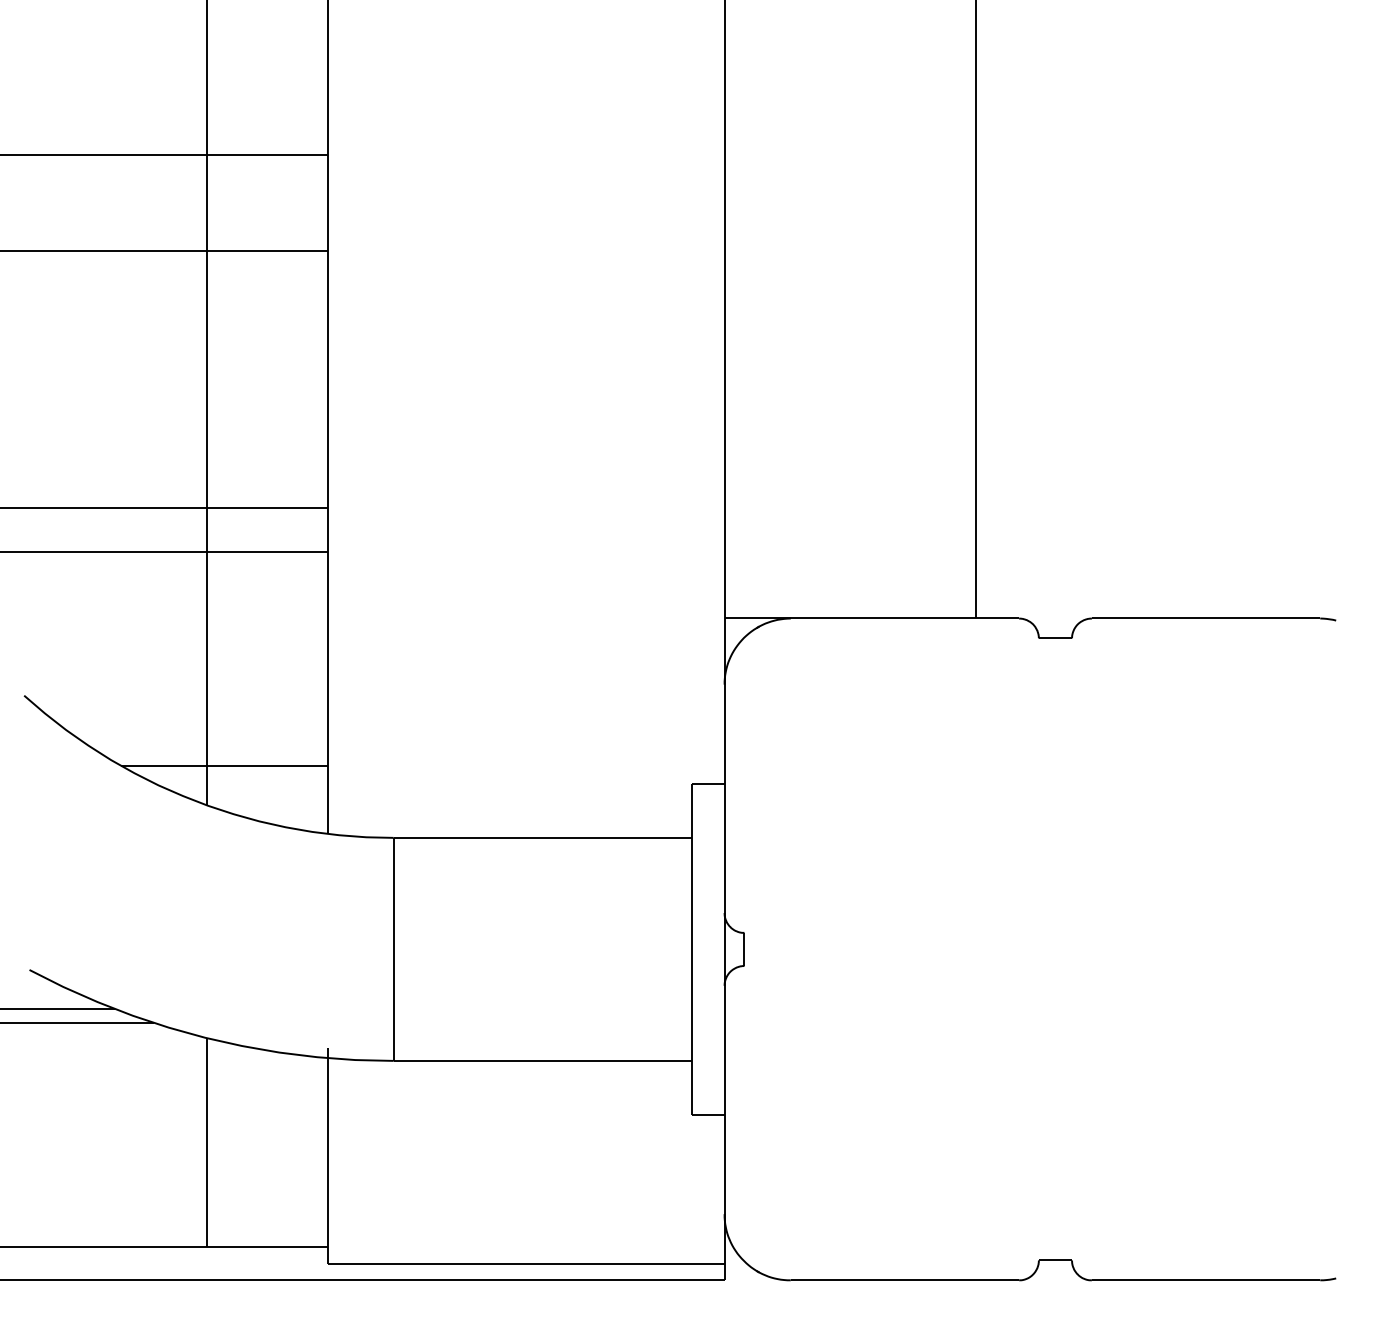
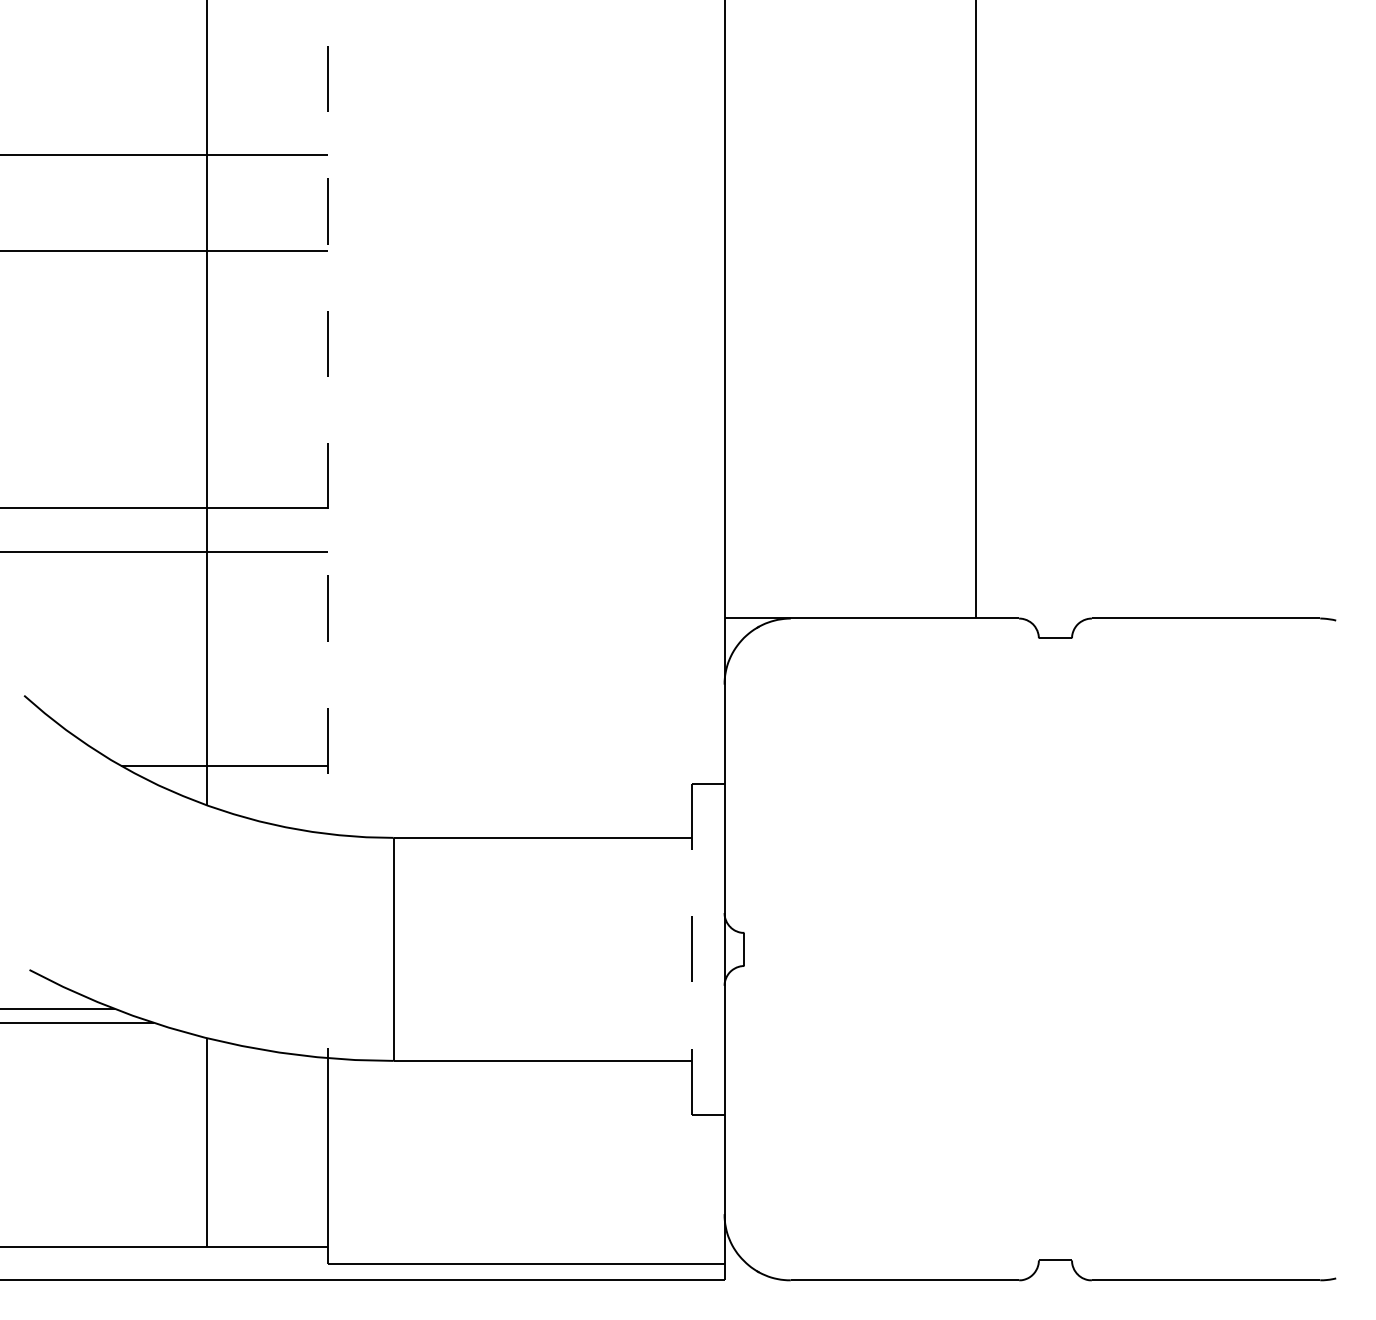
line: solid -> dashed (327, 417)
line: solid -> dashed (691, 948)
